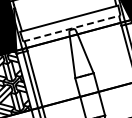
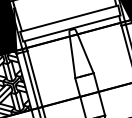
line: dashed -> solid (72, 28)
